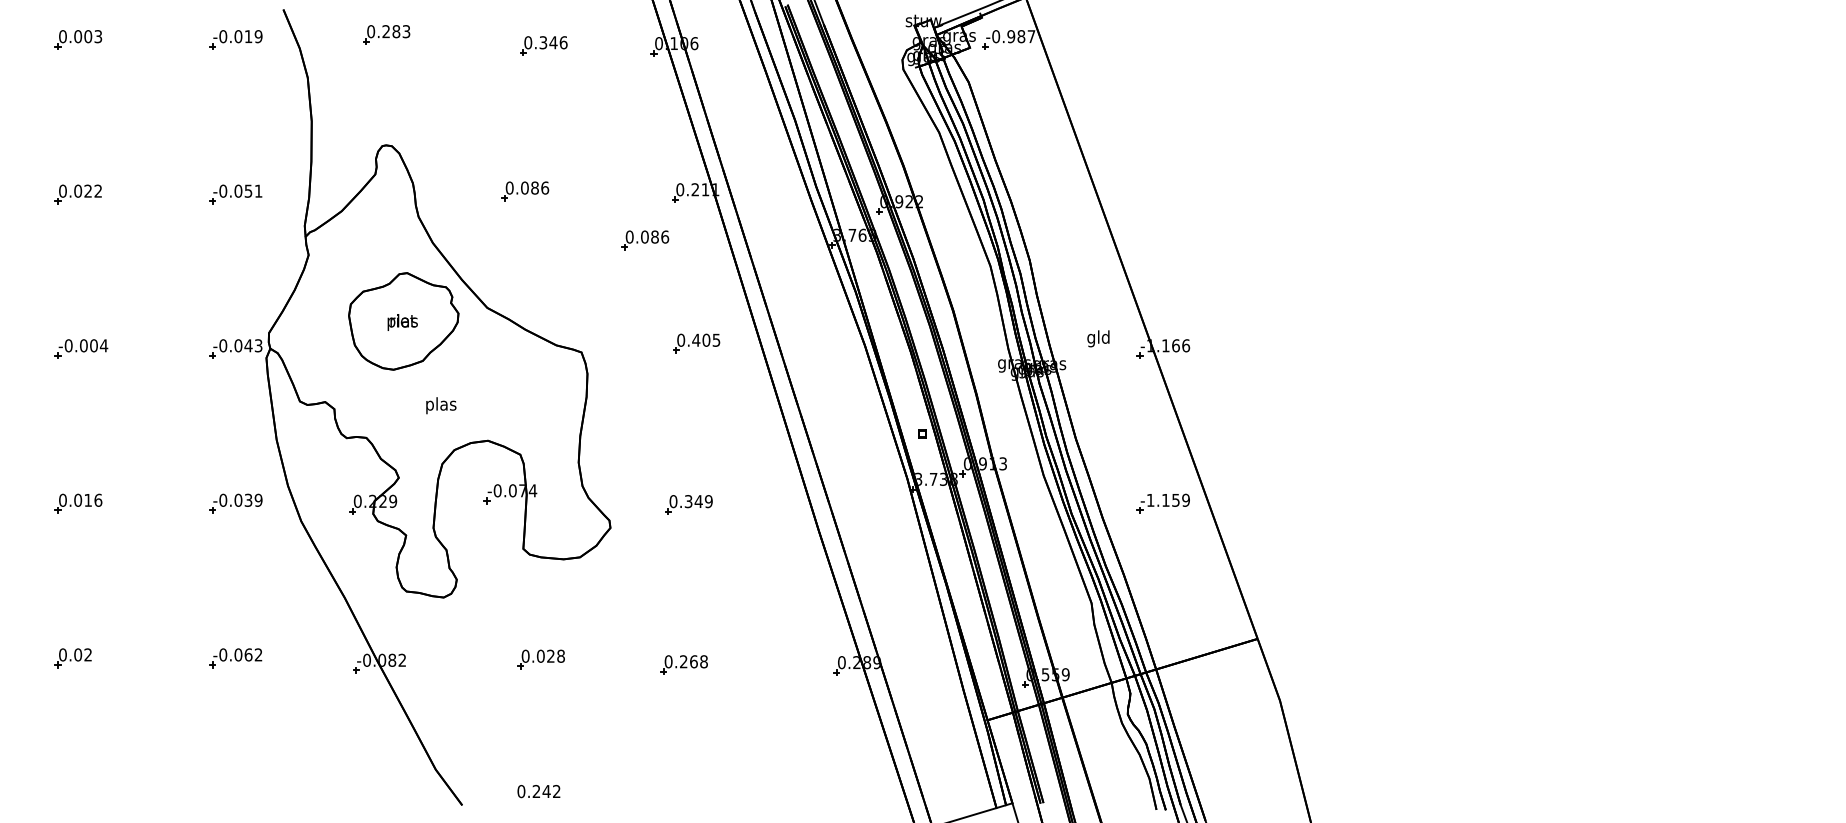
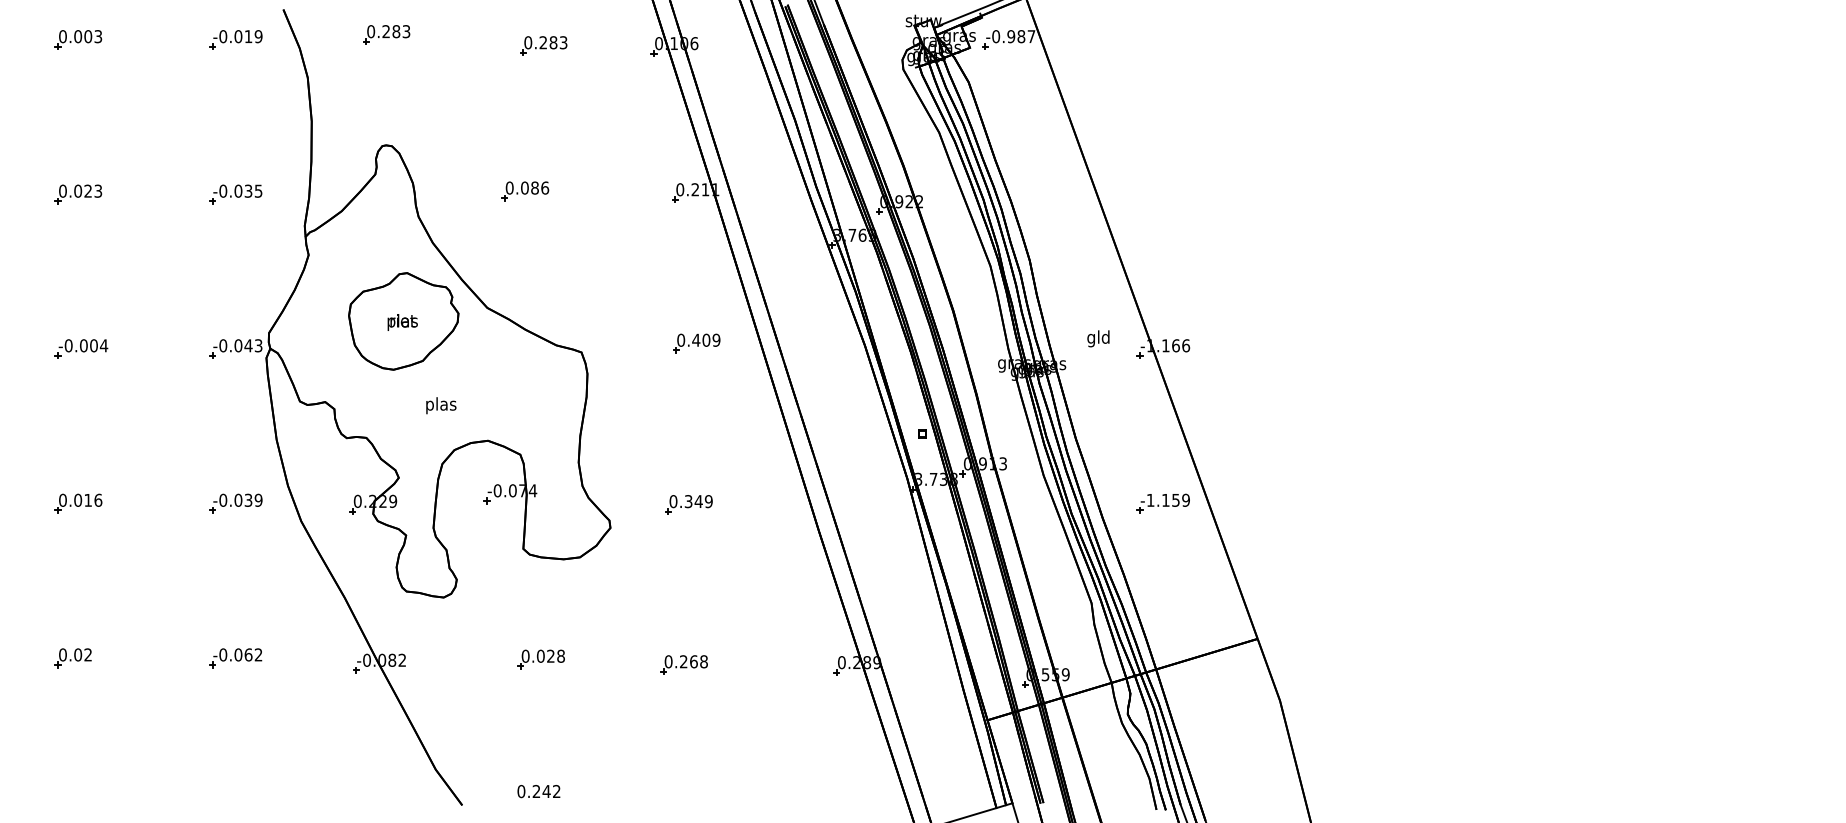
text: 0.346 -> 0.283 (553, 42)
text: -0.051 -> -0.035 (253, 190)
text: 0.022 -> 0.023 (98, 191)
part: present -> none (645, 240)
text: 0.405 -> 0.409 (716, 339)
